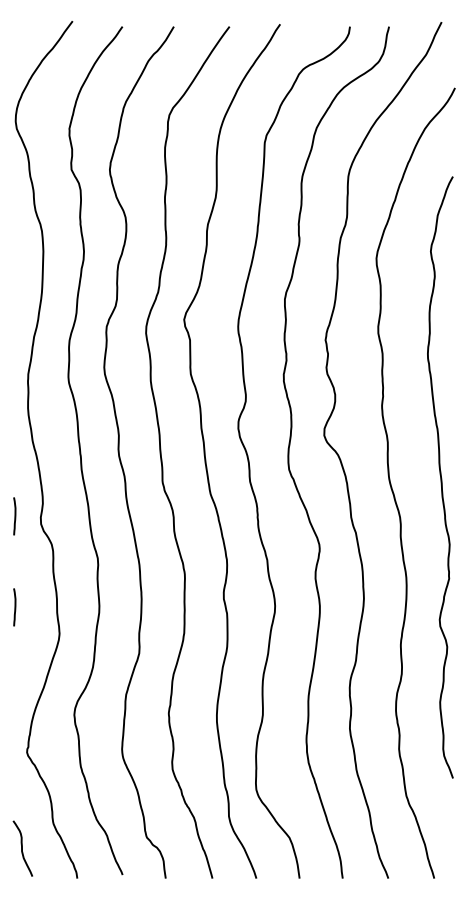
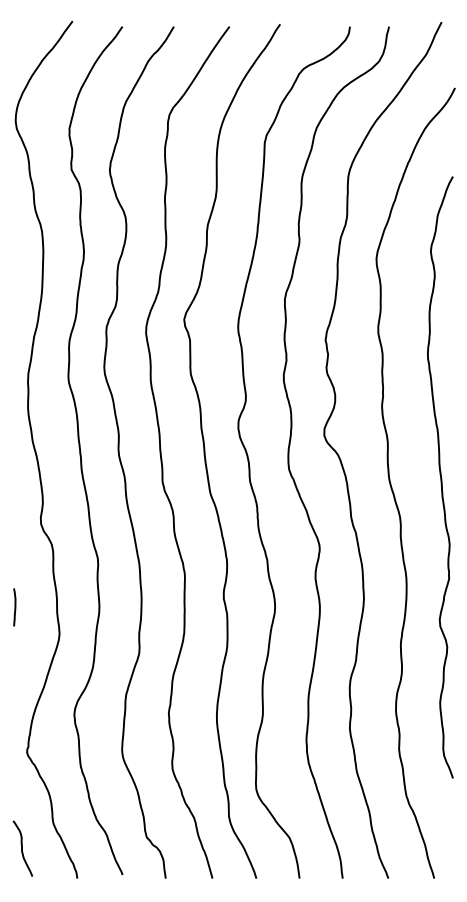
line: present -> none (14, 516)
